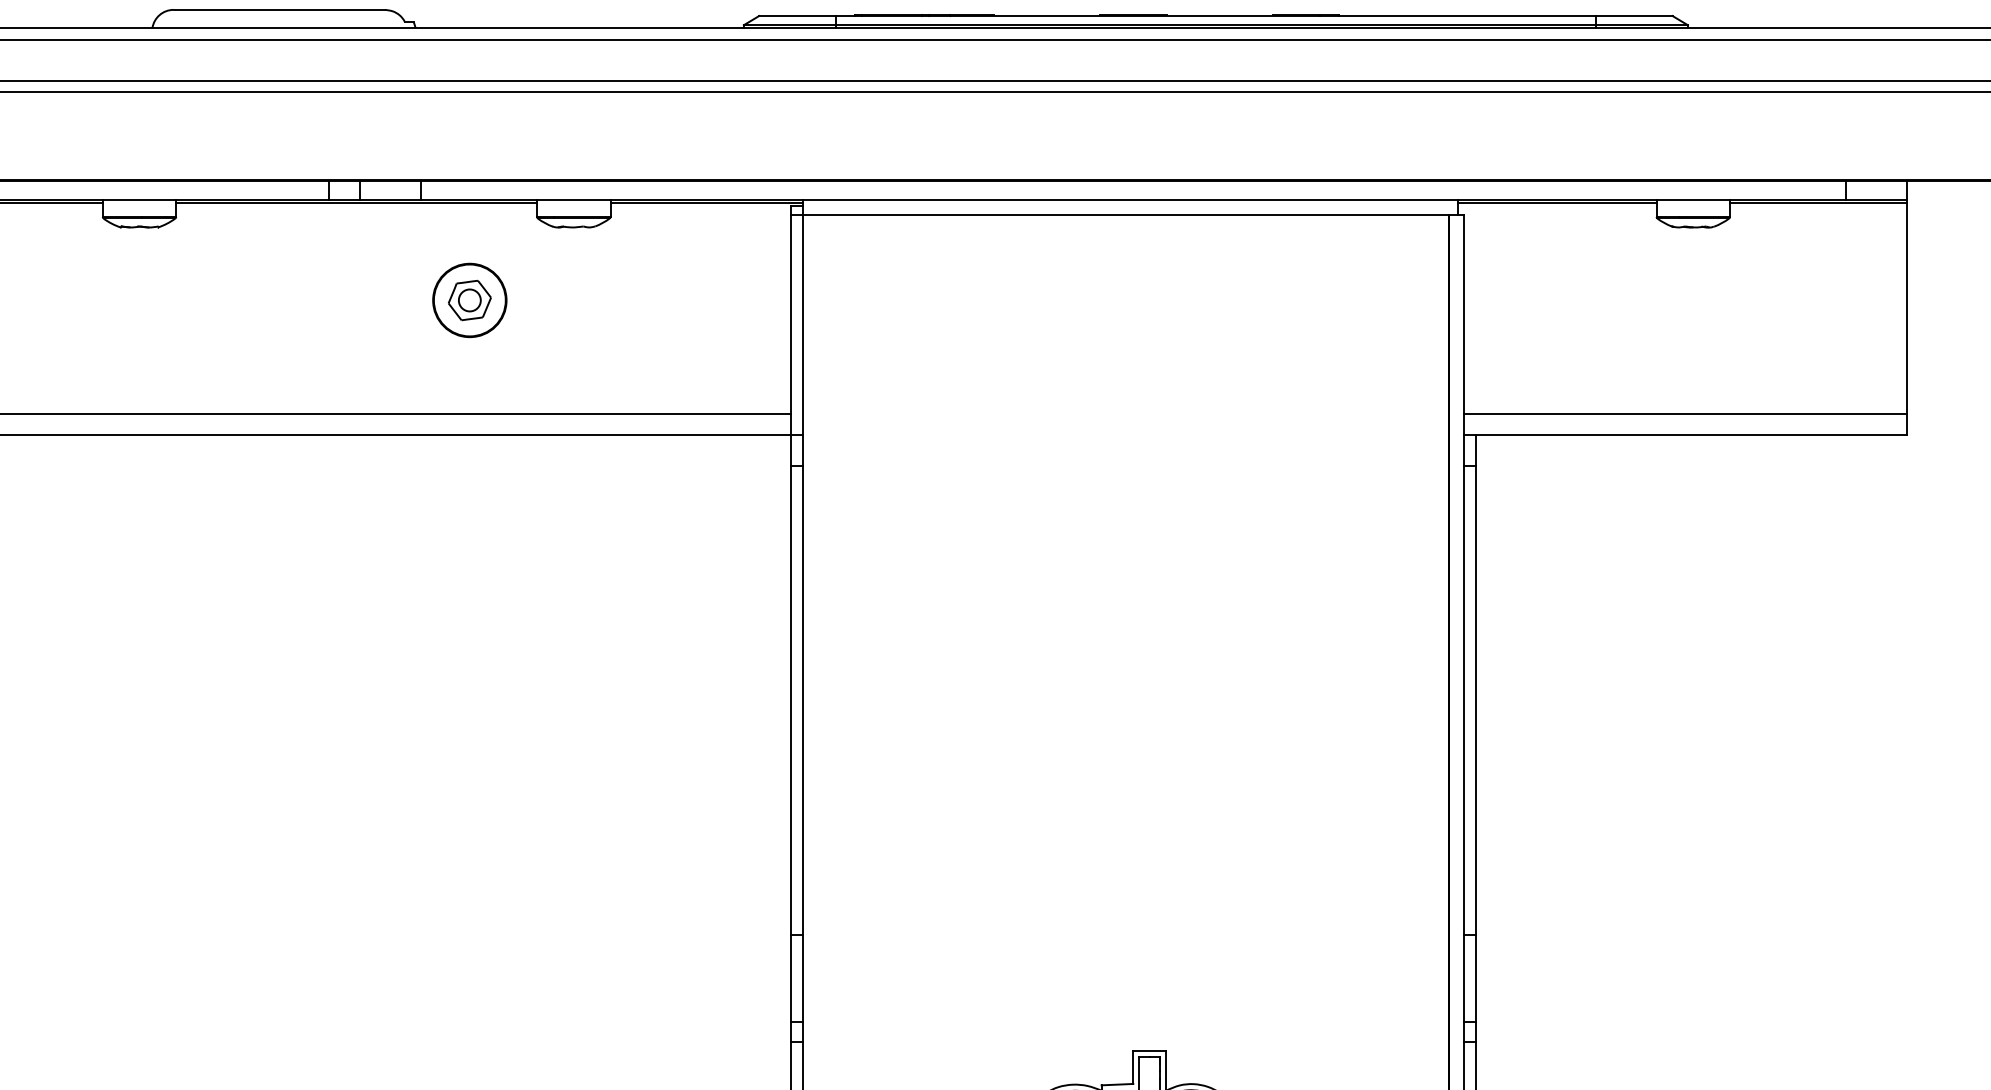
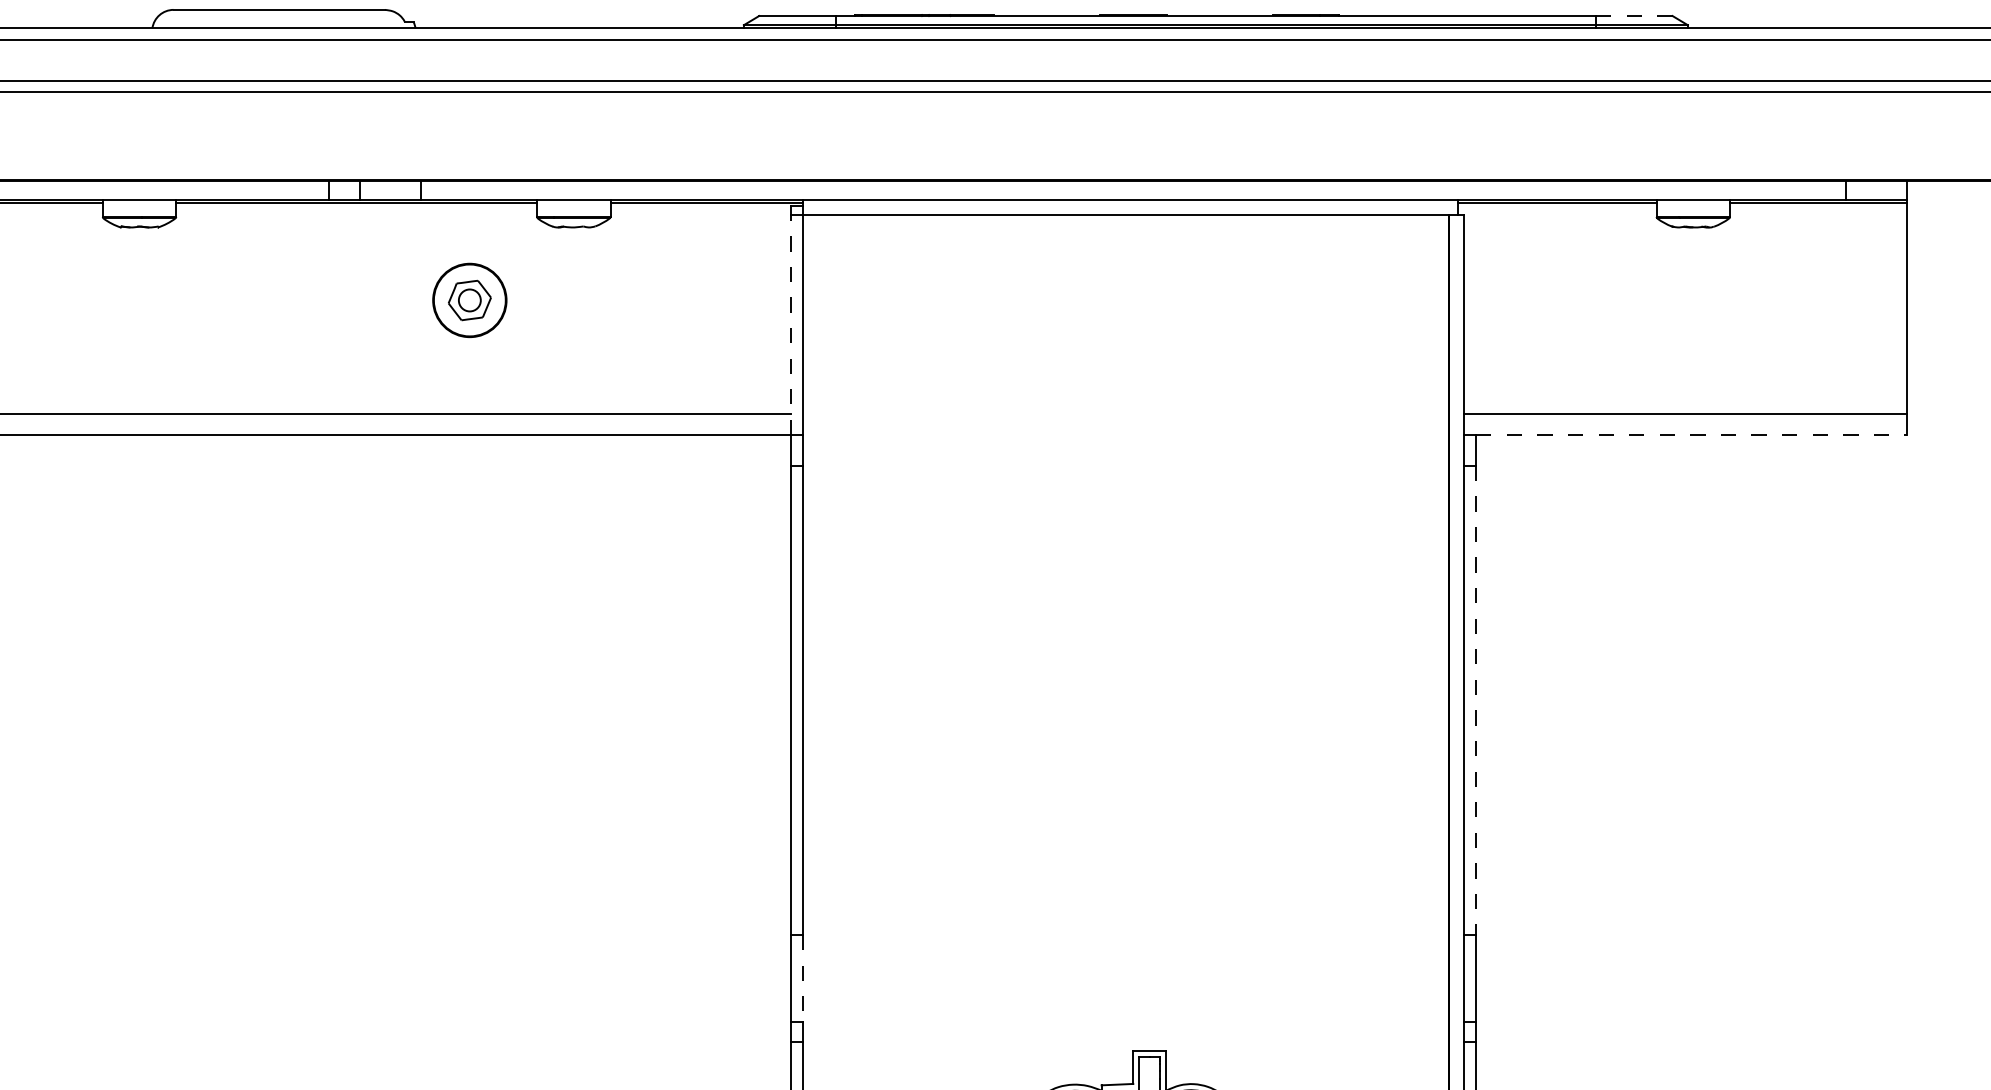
line: solid -> dashed (1634, 16)
line: solid -> dashed (791, 324)
line: solid -> dashed (1691, 435)
line: solid -> dashed (1476, 700)
line: solid -> dashed (803, 978)
